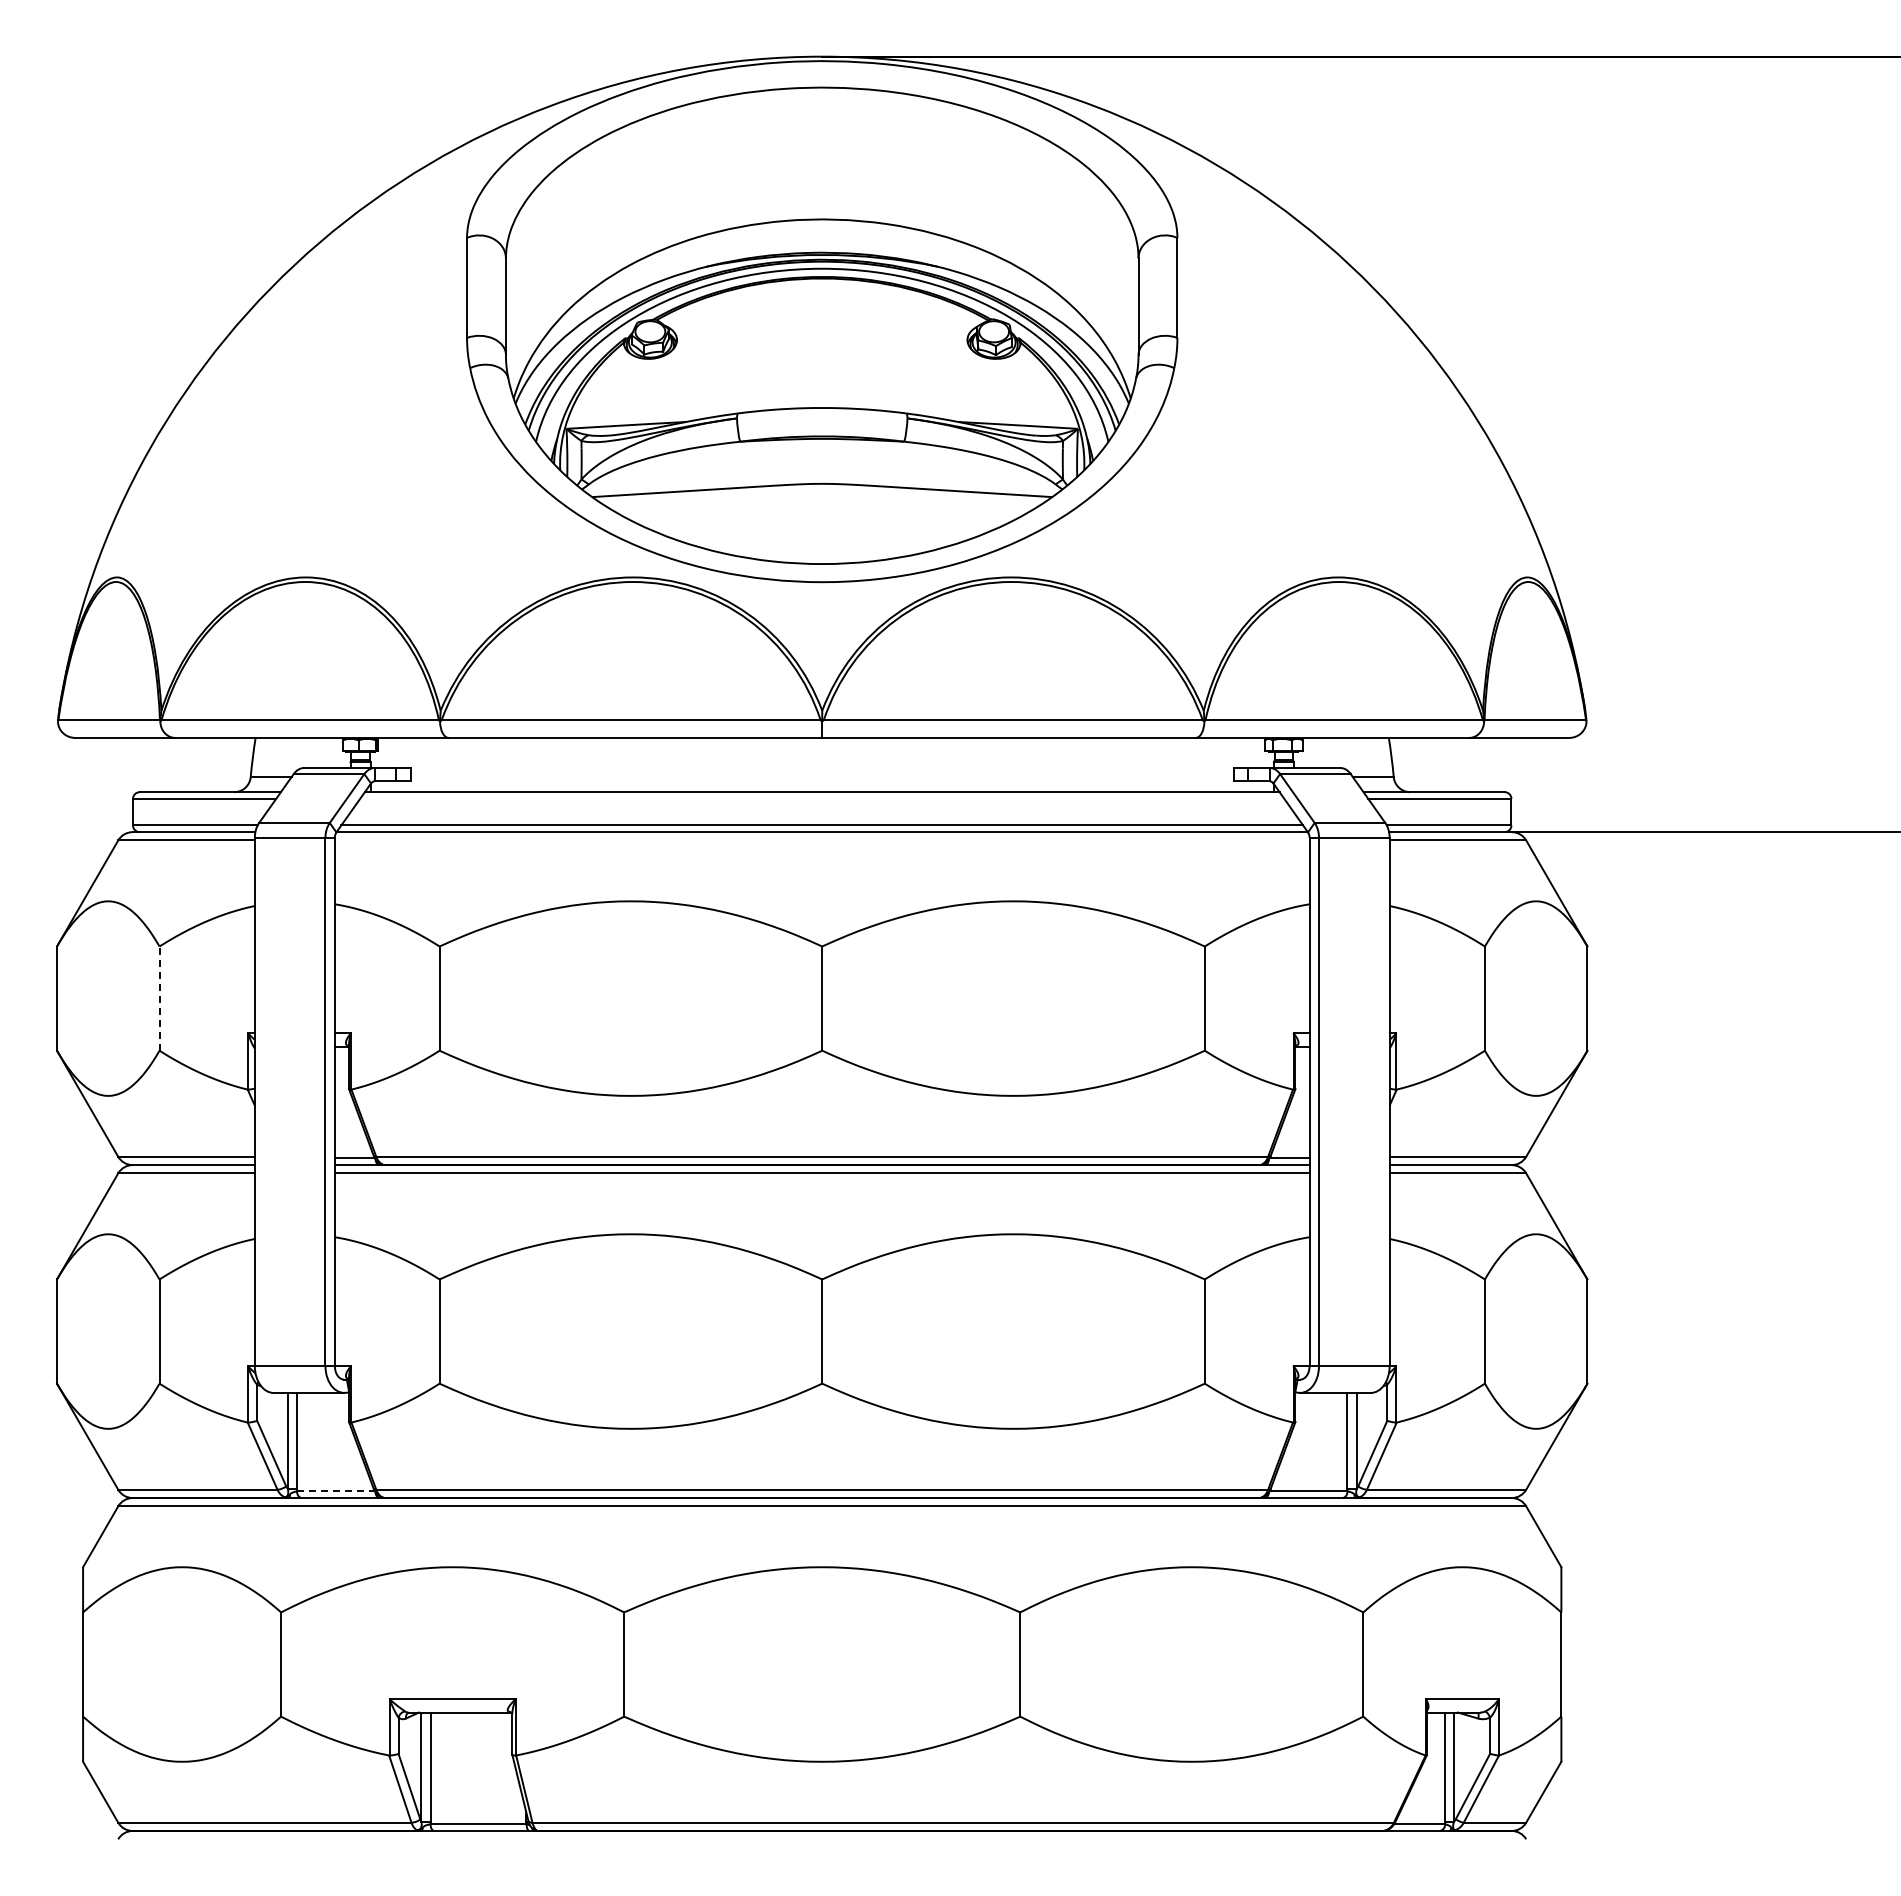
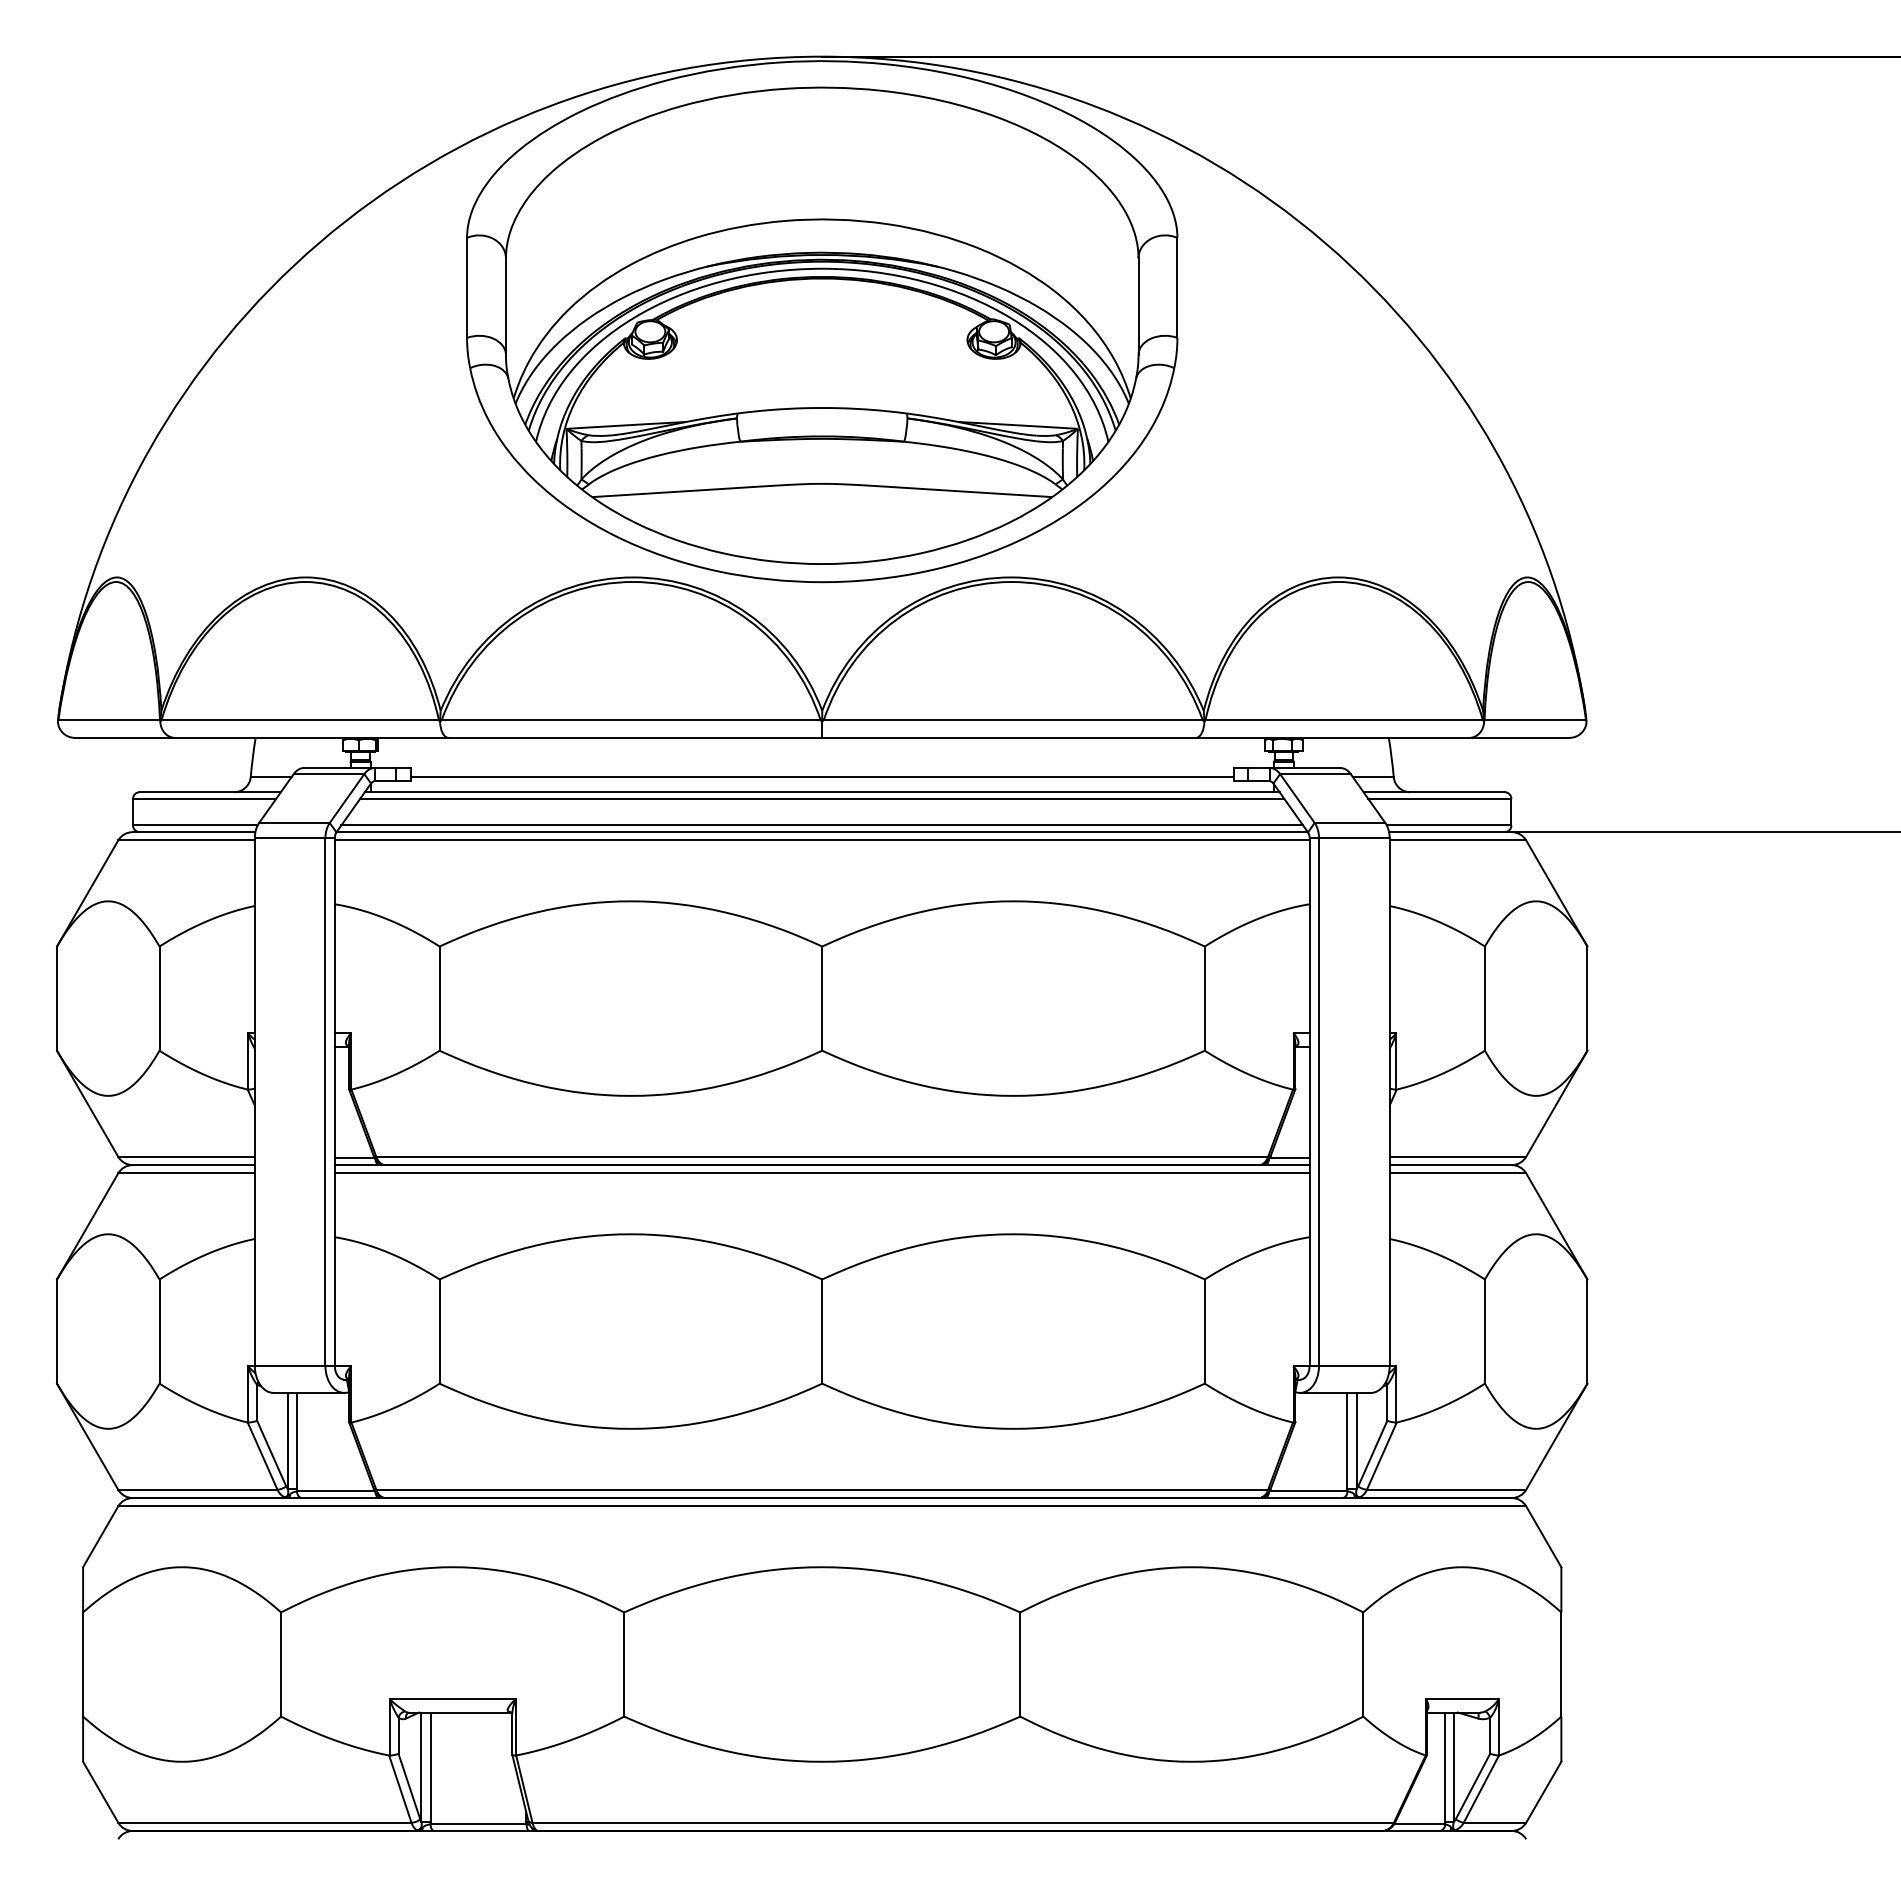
line: none -> present (821, 777)
line: none -> present (822, 798)
line: none -> present (821, 840)
line: dashed -> solid (159, 998)
line: dashed -> solid (335, 1491)
